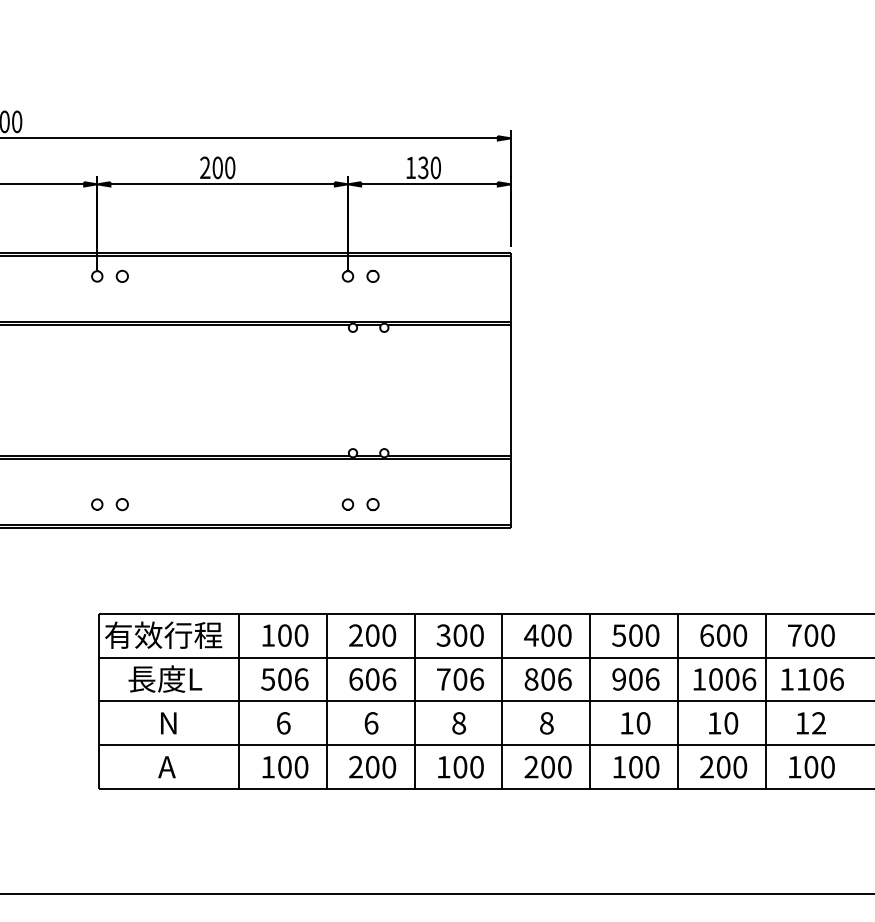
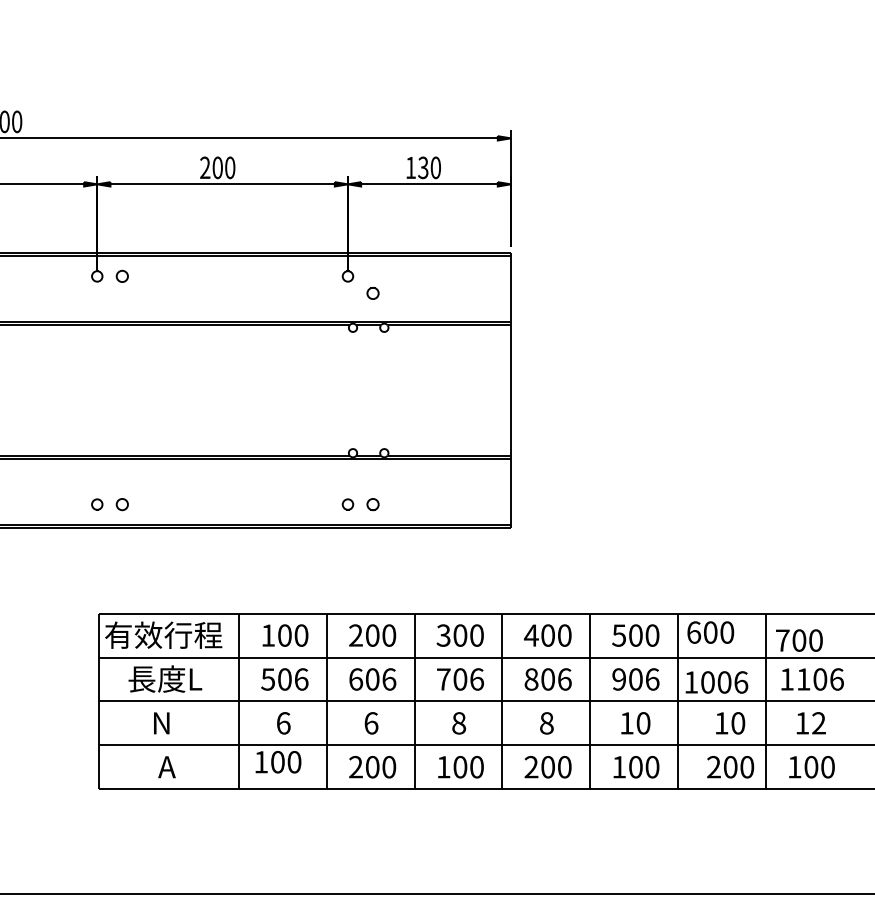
part position: (372, 275) -> (372, 292) (372, 292)
text position: (723, 635) -> (710, 632) (710, 632)
text position: (811, 635) -> (799, 640) (799, 640)
text position: (724, 679) -> (716, 682) (716, 682)
text position: (168, 723) -> (161, 723) (161, 723)
text position: (723, 723) -> (730, 723) (730, 723)
text position: (285, 767) -> (278, 762) (278, 762)
text position: (723, 767) -> (730, 767) (730, 767)
